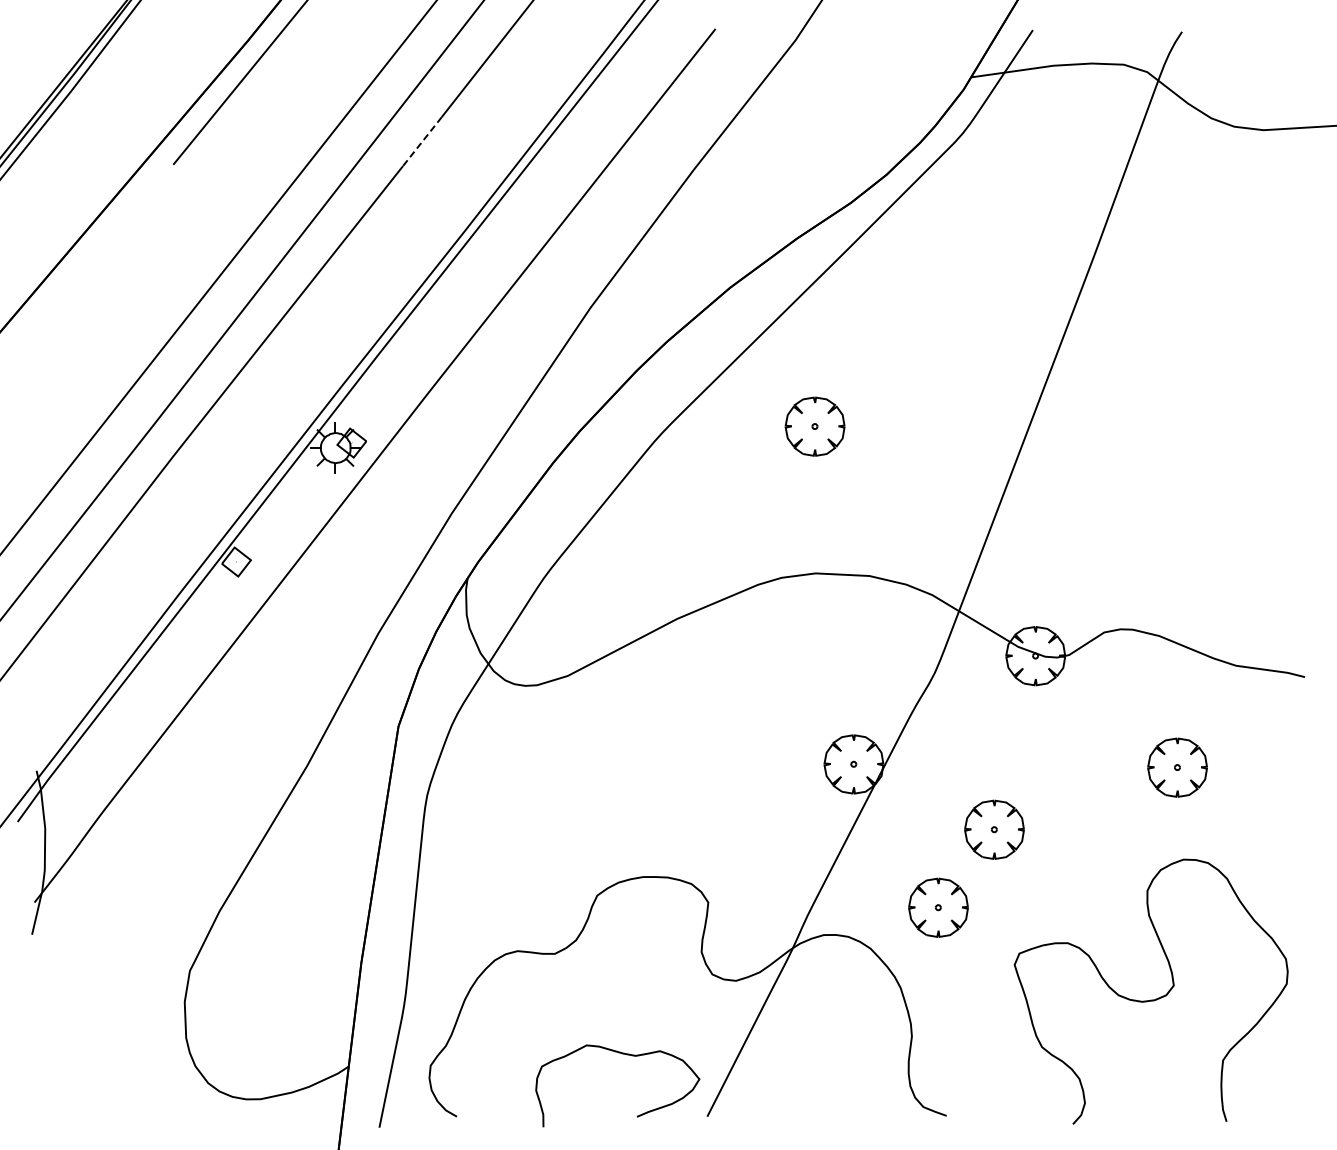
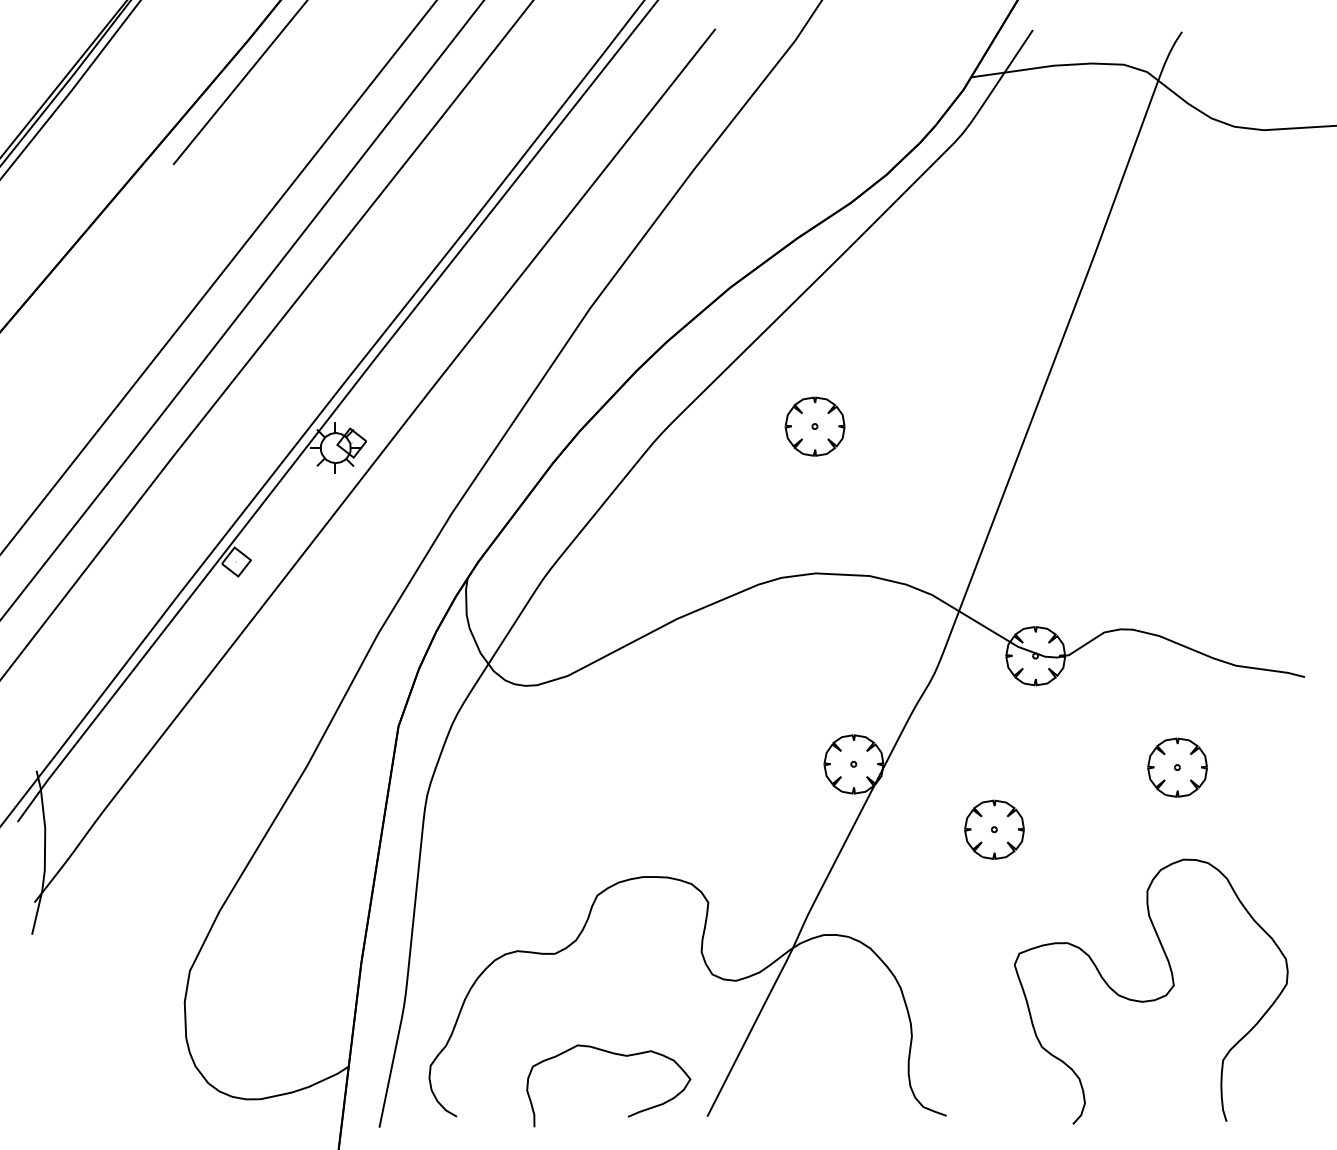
line: dashed -> solid (422, 142)
part: present -> none (938, 907)
curve position: (626, 1055) -> (617, 1055) (617, 1055)
